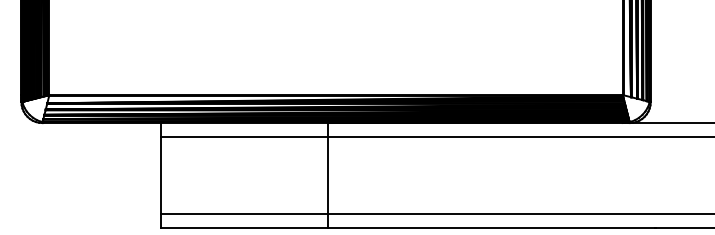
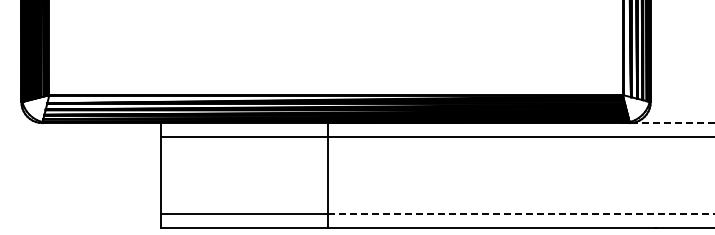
line: solid -> dashed (671, 123)
line: solid -> dashed (520, 213)
